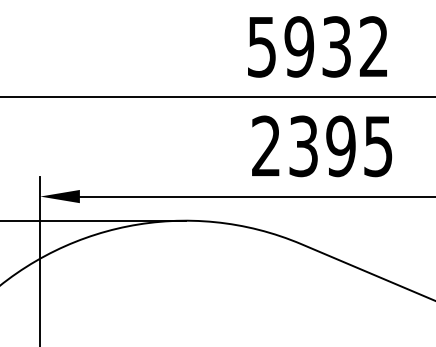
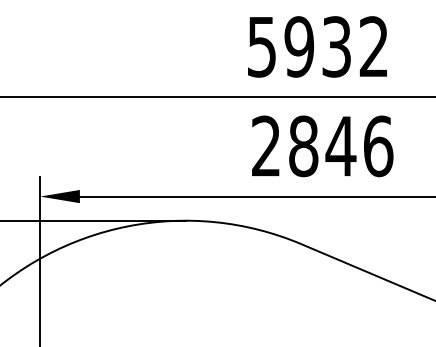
text: 2395 -> 2846 (341, 146)
